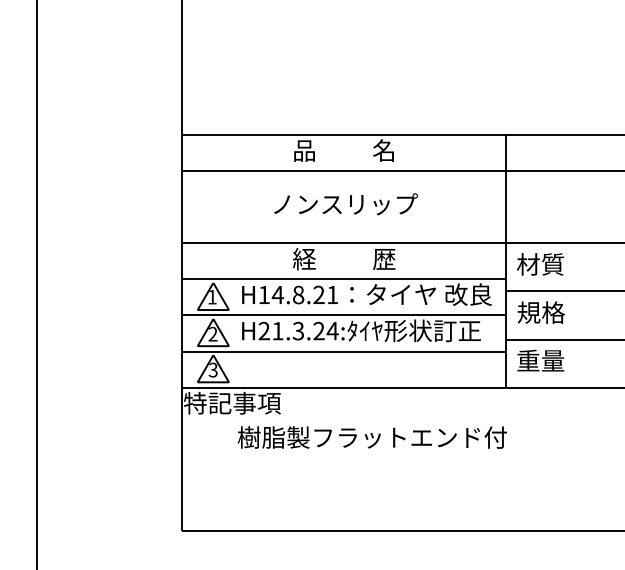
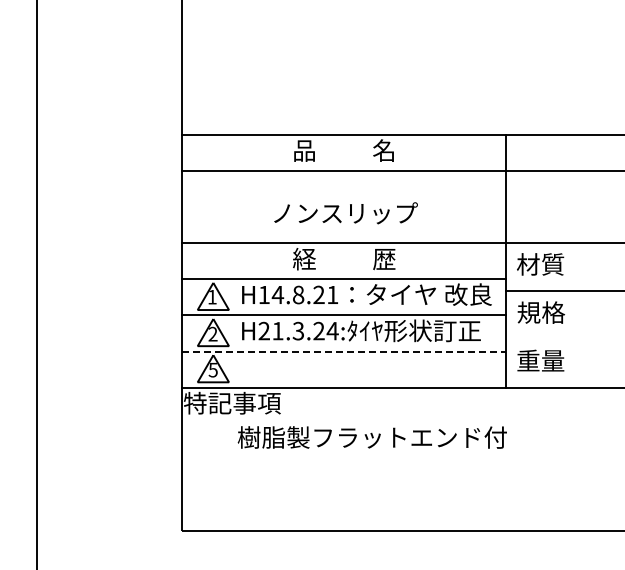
text position: (345, 204) -> (345, 213) (345, 213)
line: present -> none (563, 339)
line: solid -> dashed (344, 351)
text: 3 -> 5 (213, 369)
